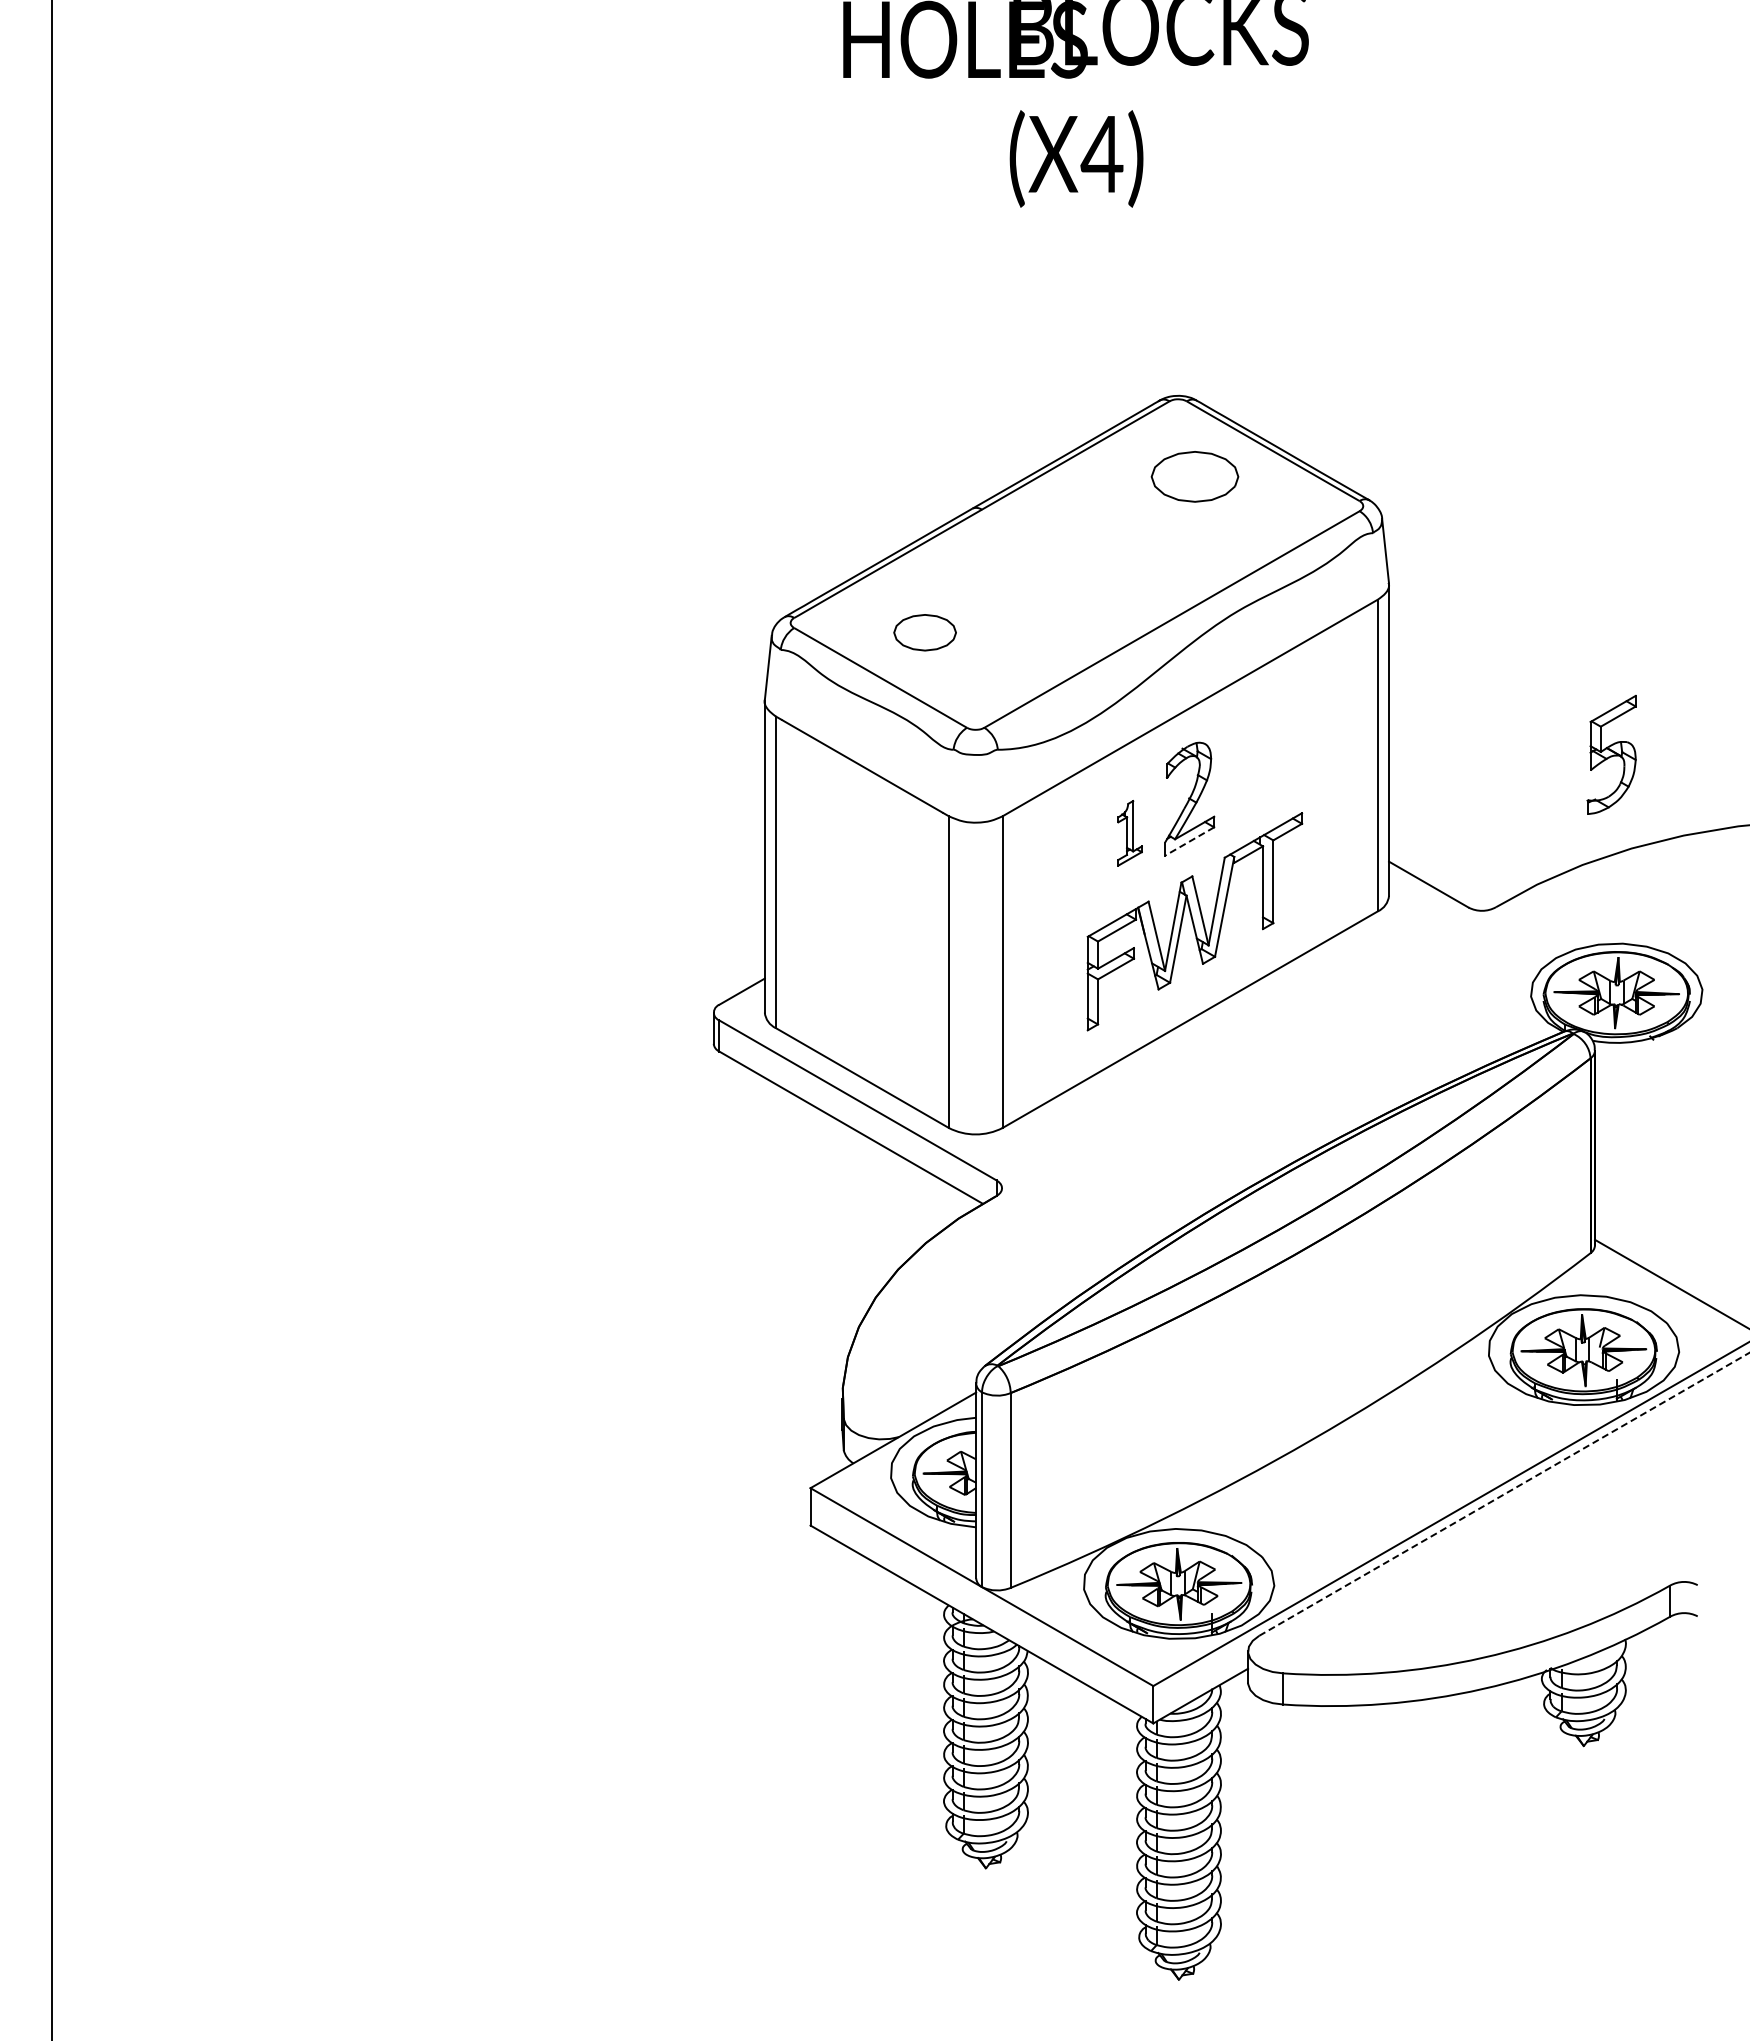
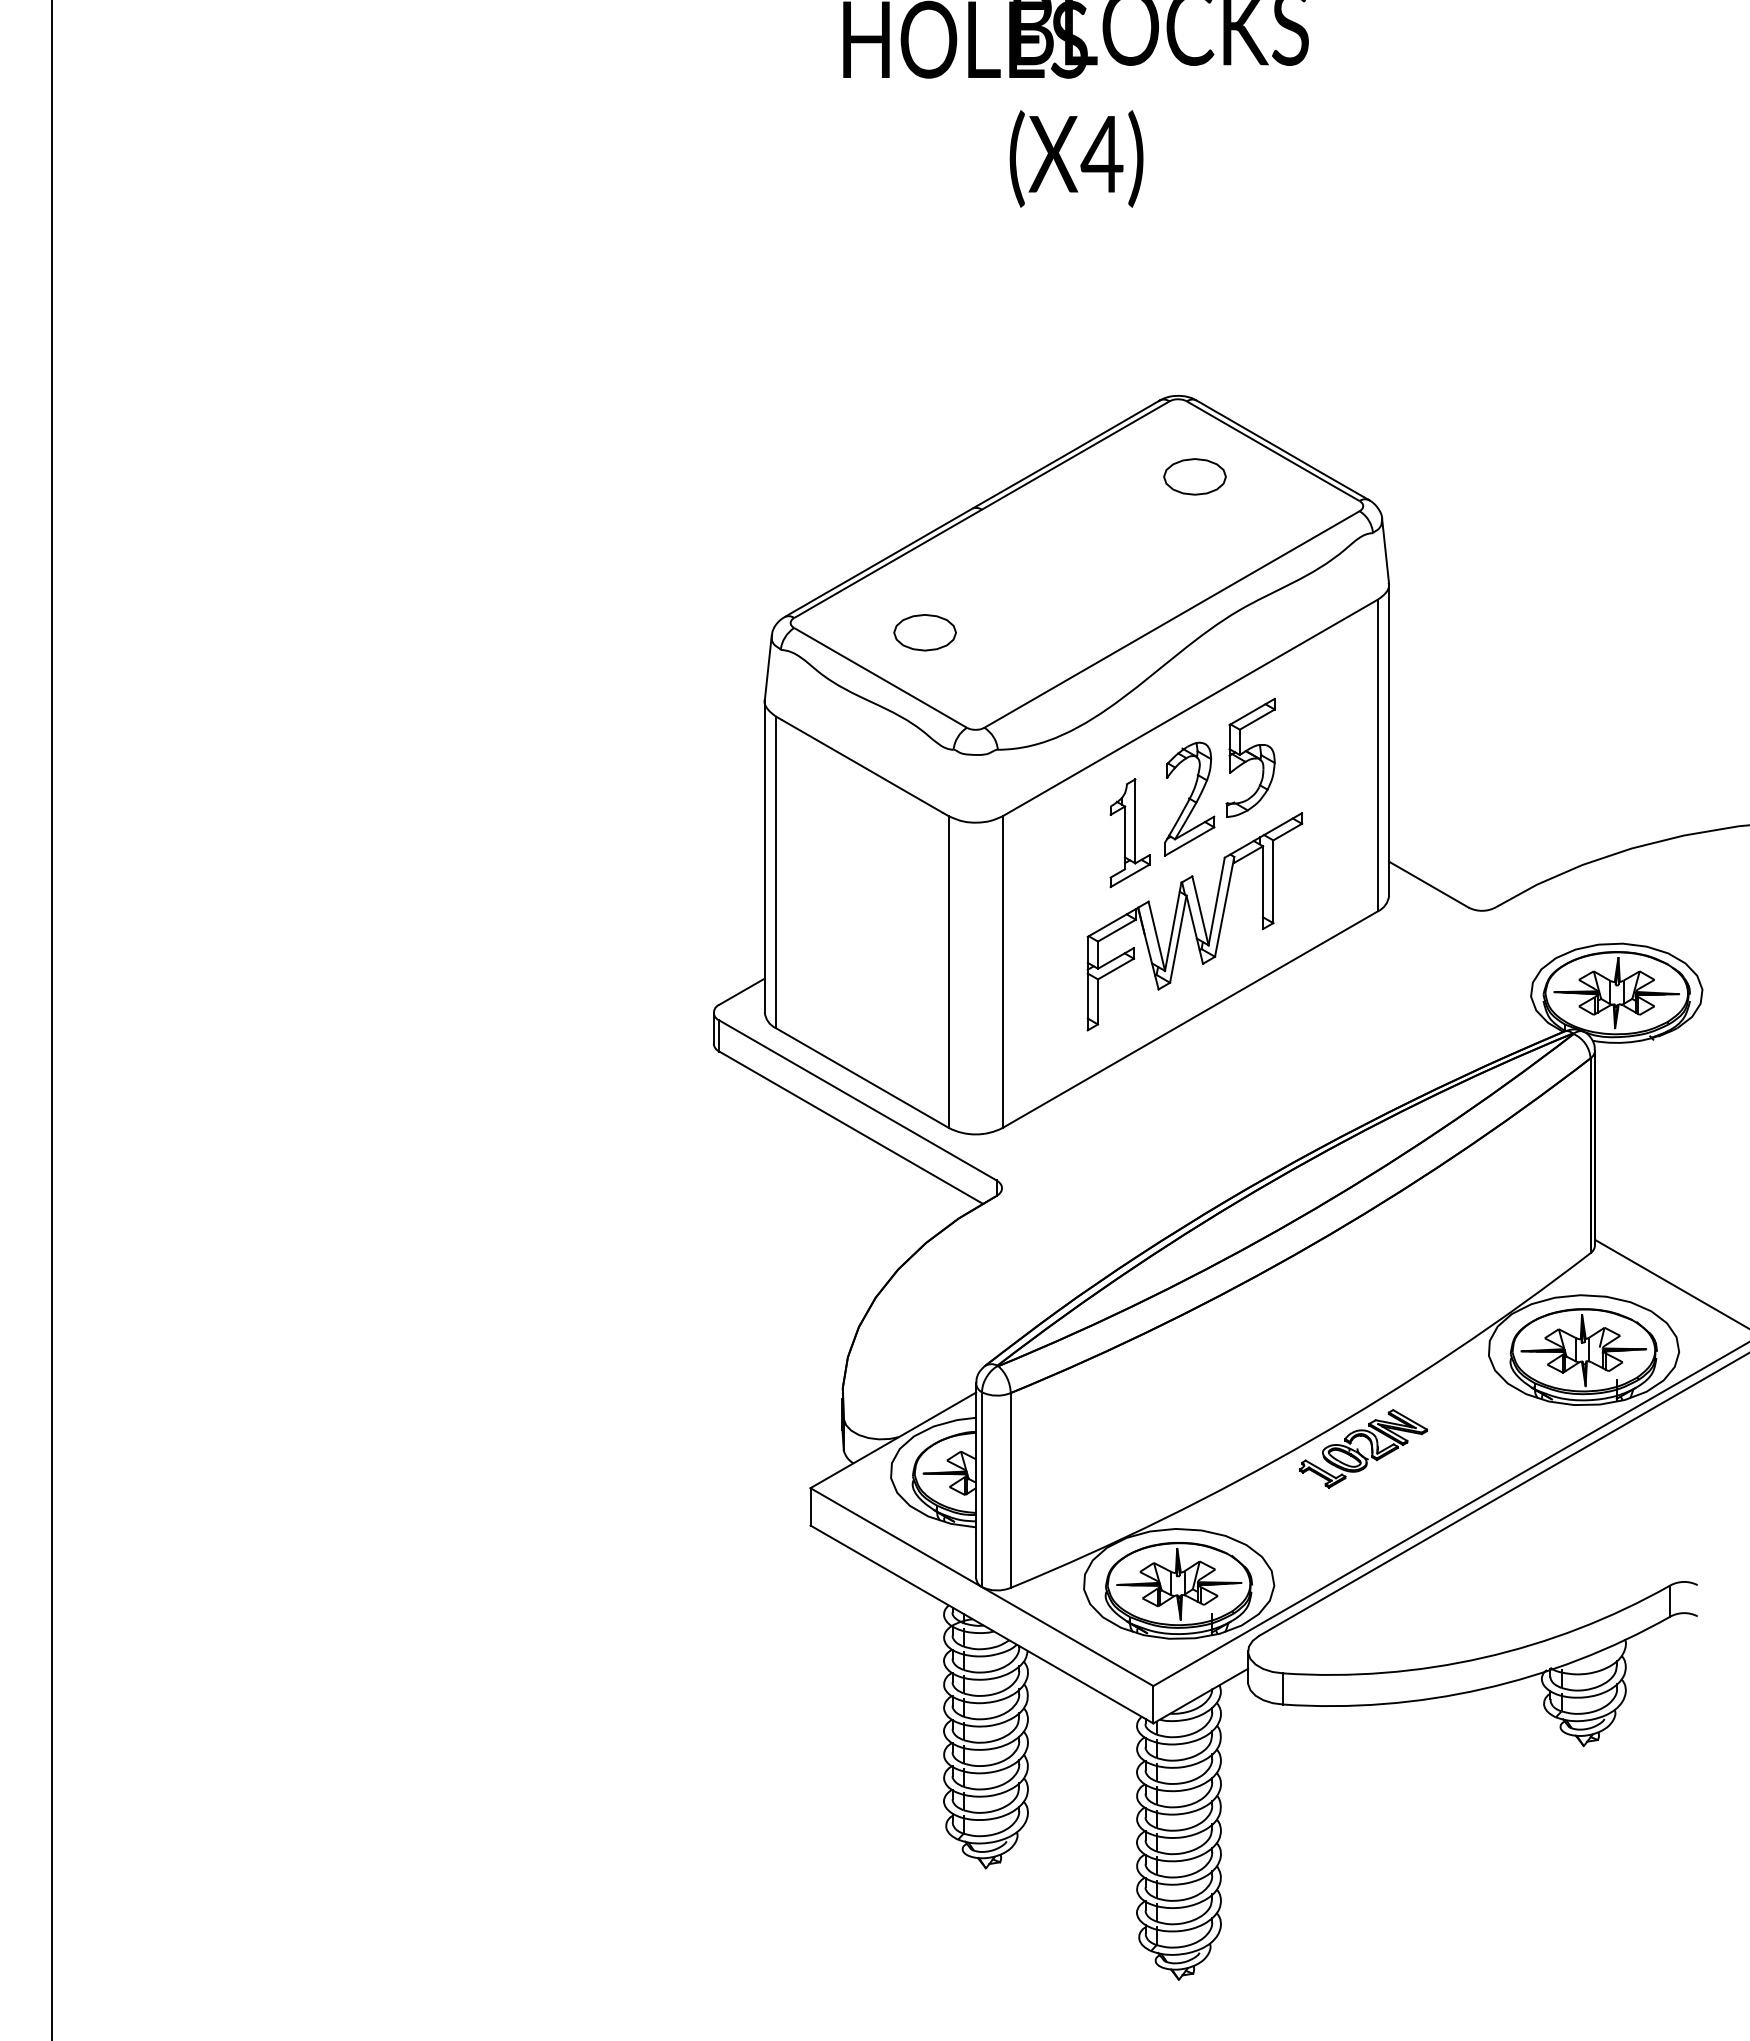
part size: 90x52 px -> 64x38 px (1194, 476)
part position: (1611, 754) -> (1250, 757) (1250, 757)
part size: 26x67 px -> 42x111 px (1129, 833)
line: dashed -> solid (1189, 841)
part: none -> present (1363, 1448)
line: dashed -> solid (1505, 1493)
